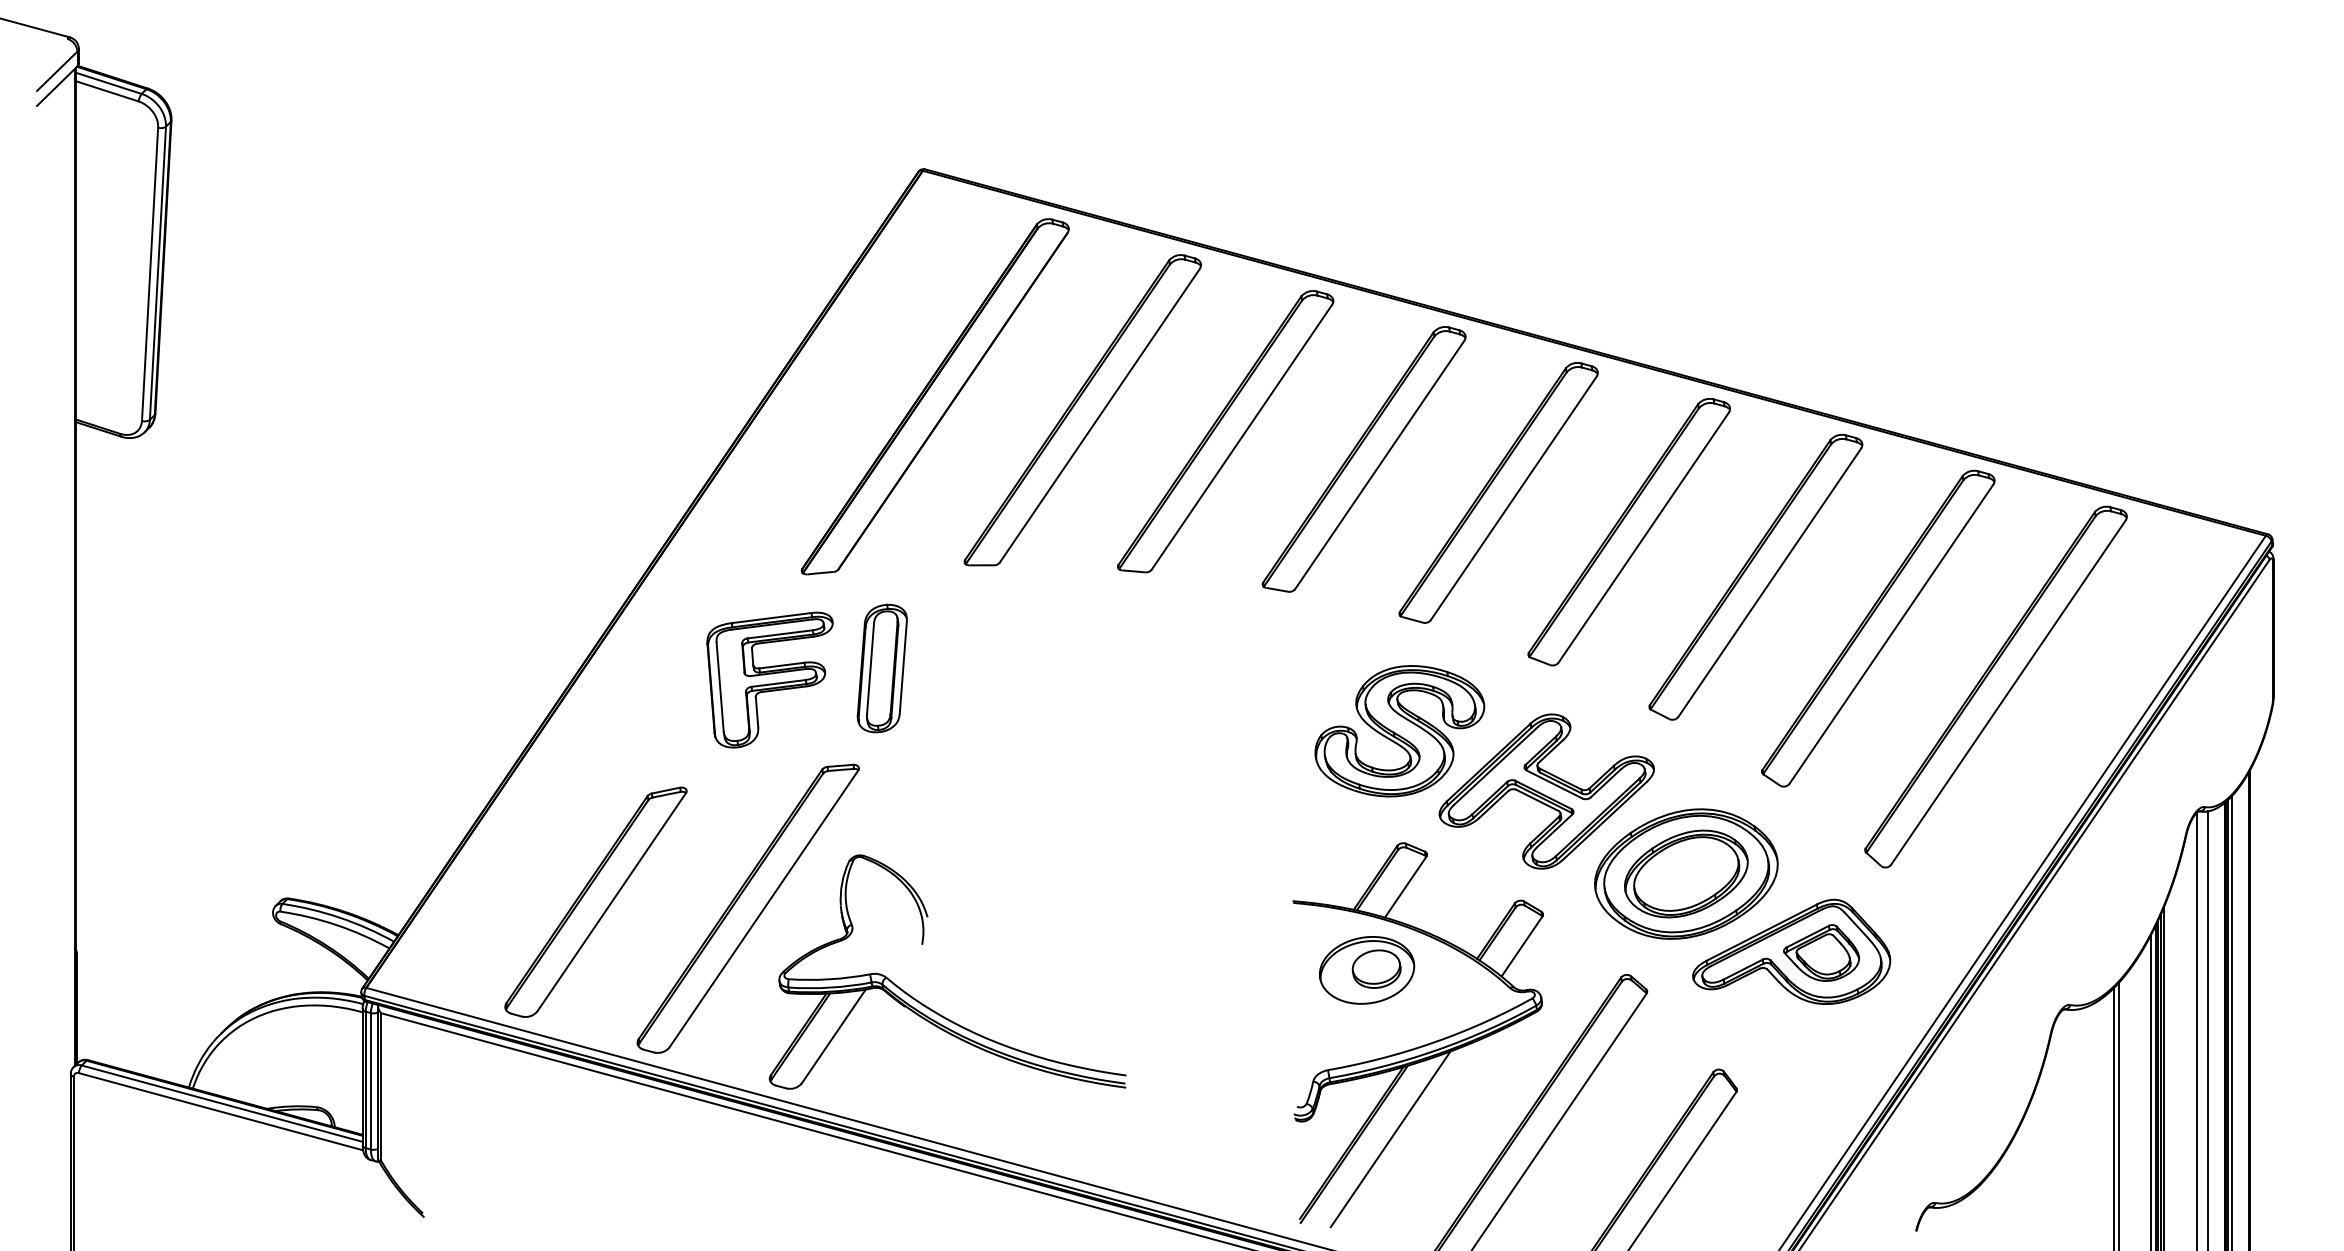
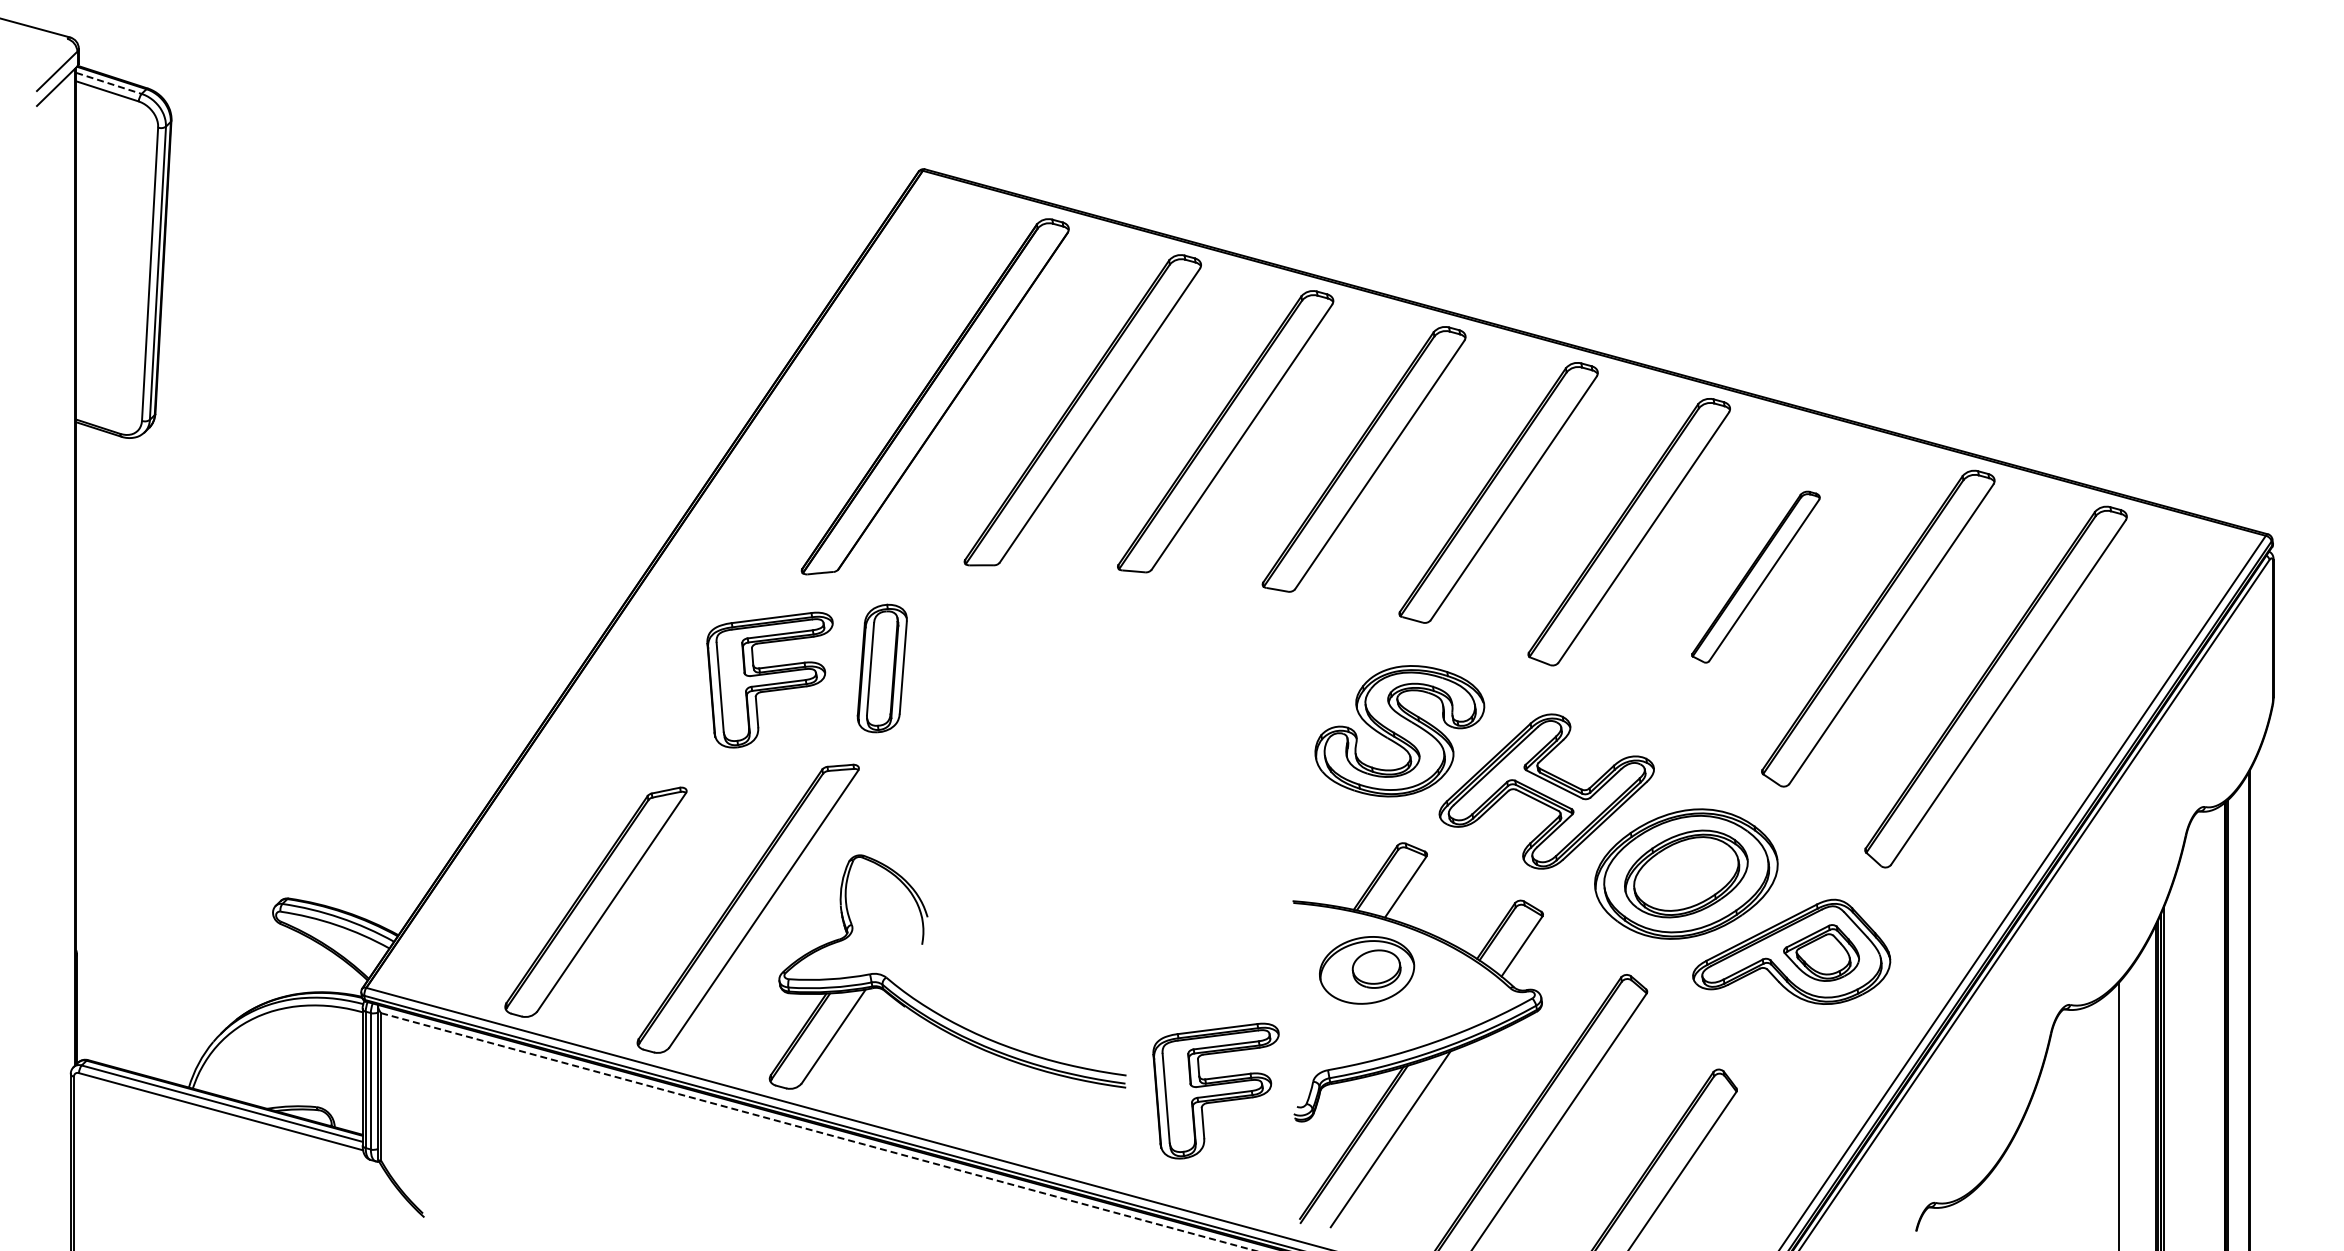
line: solid -> dashed (109, 83)
part size: 216x288 px -> 130x174 px (1755, 576)
line: present -> none (2231, 1021)
line: present -> none (2207, 1029)
line: present -> none (2196, 1030)
part: none -> present (1215, 1090)
line: present -> none (2151, 1090)
line: present -> none (2114, 1117)
line: solid -> dashed (818, 1132)
